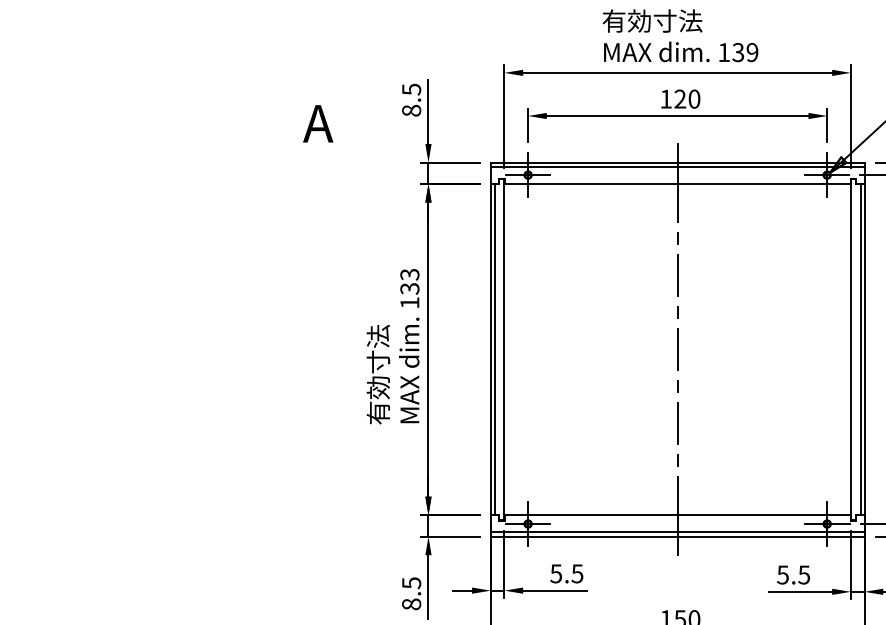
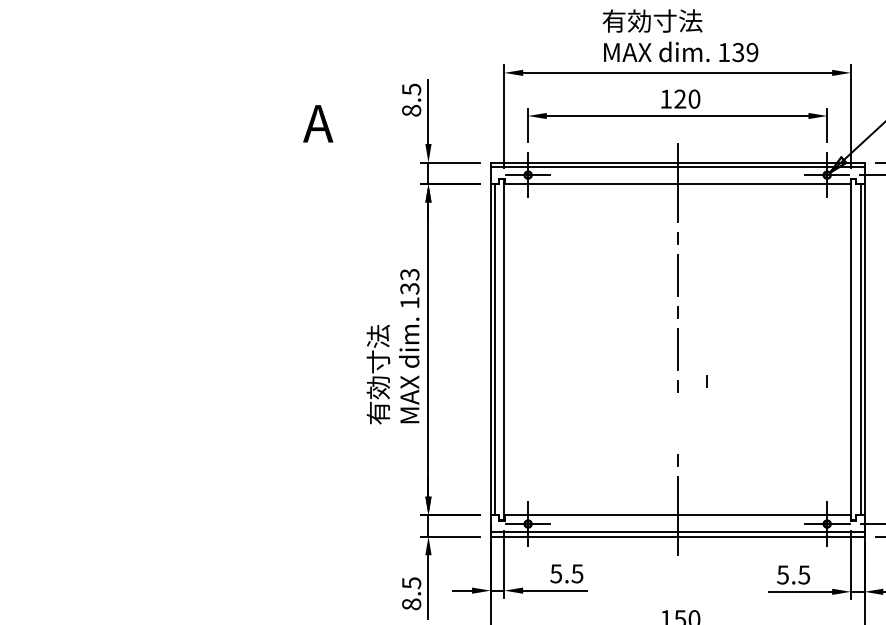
line: none -> present (706, 381)
line: present -> none (677, 423)
